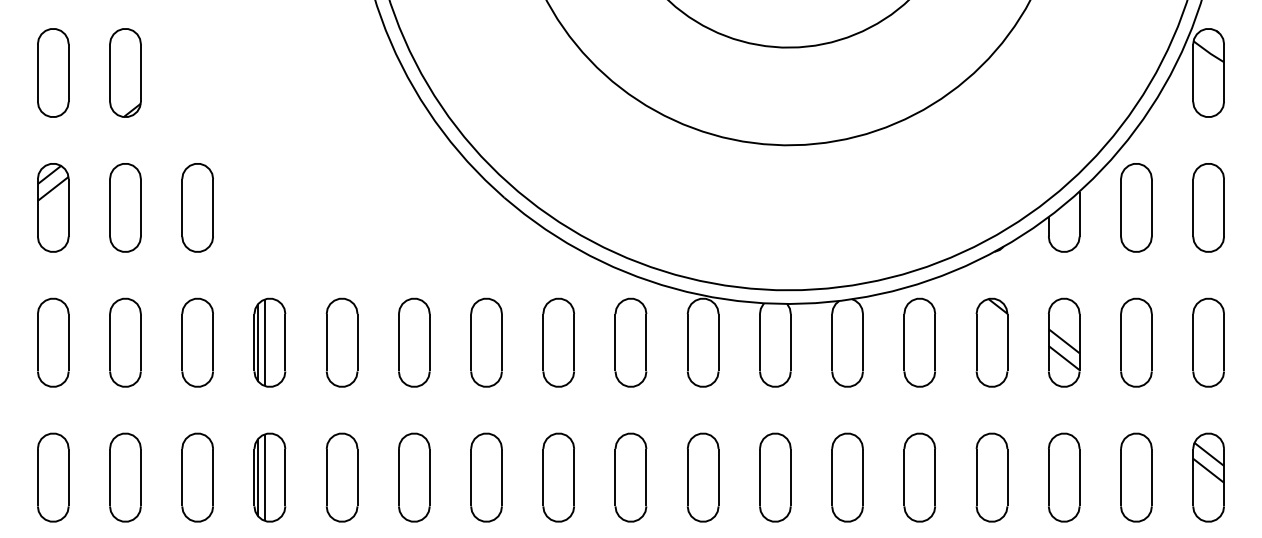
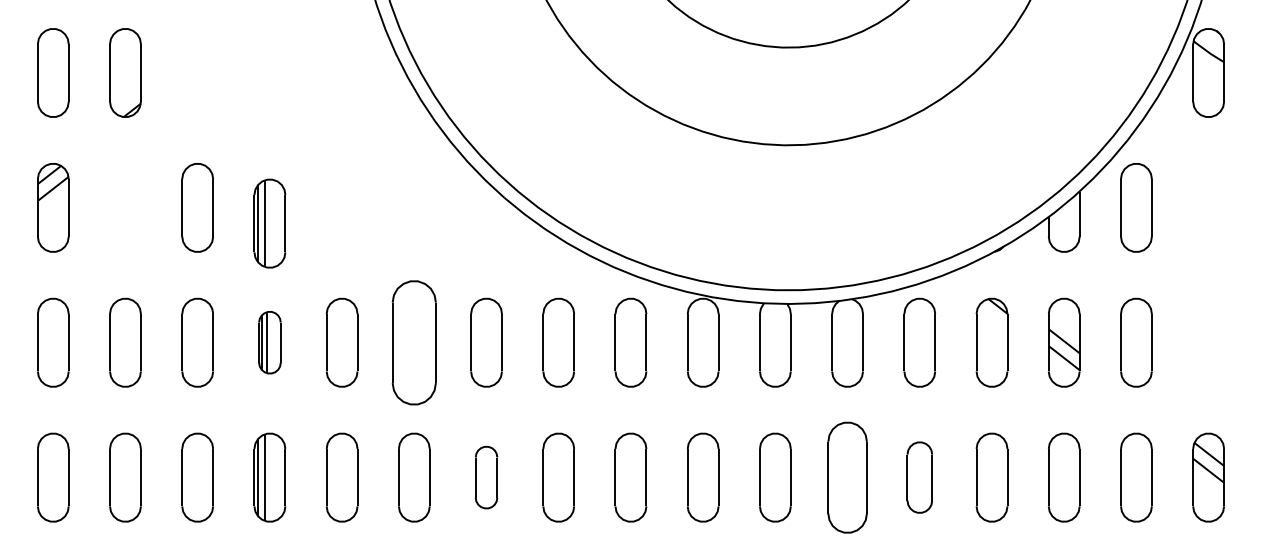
part: present -> none (125, 207)
part: present -> none (1208, 207)
part: none -> present (269, 223)
part size: 34x91 px -> 24x64 px (269, 342)
part size: 33x91 px -> 46x126 px (413, 342)
part: present -> none (1208, 342)
part size: 33x91 px -> 24x65 px (486, 477)
part size: 33x91 px -> 41x113 px (847, 477)
part size: 34x91 px -> 27x73 px (919, 477)
